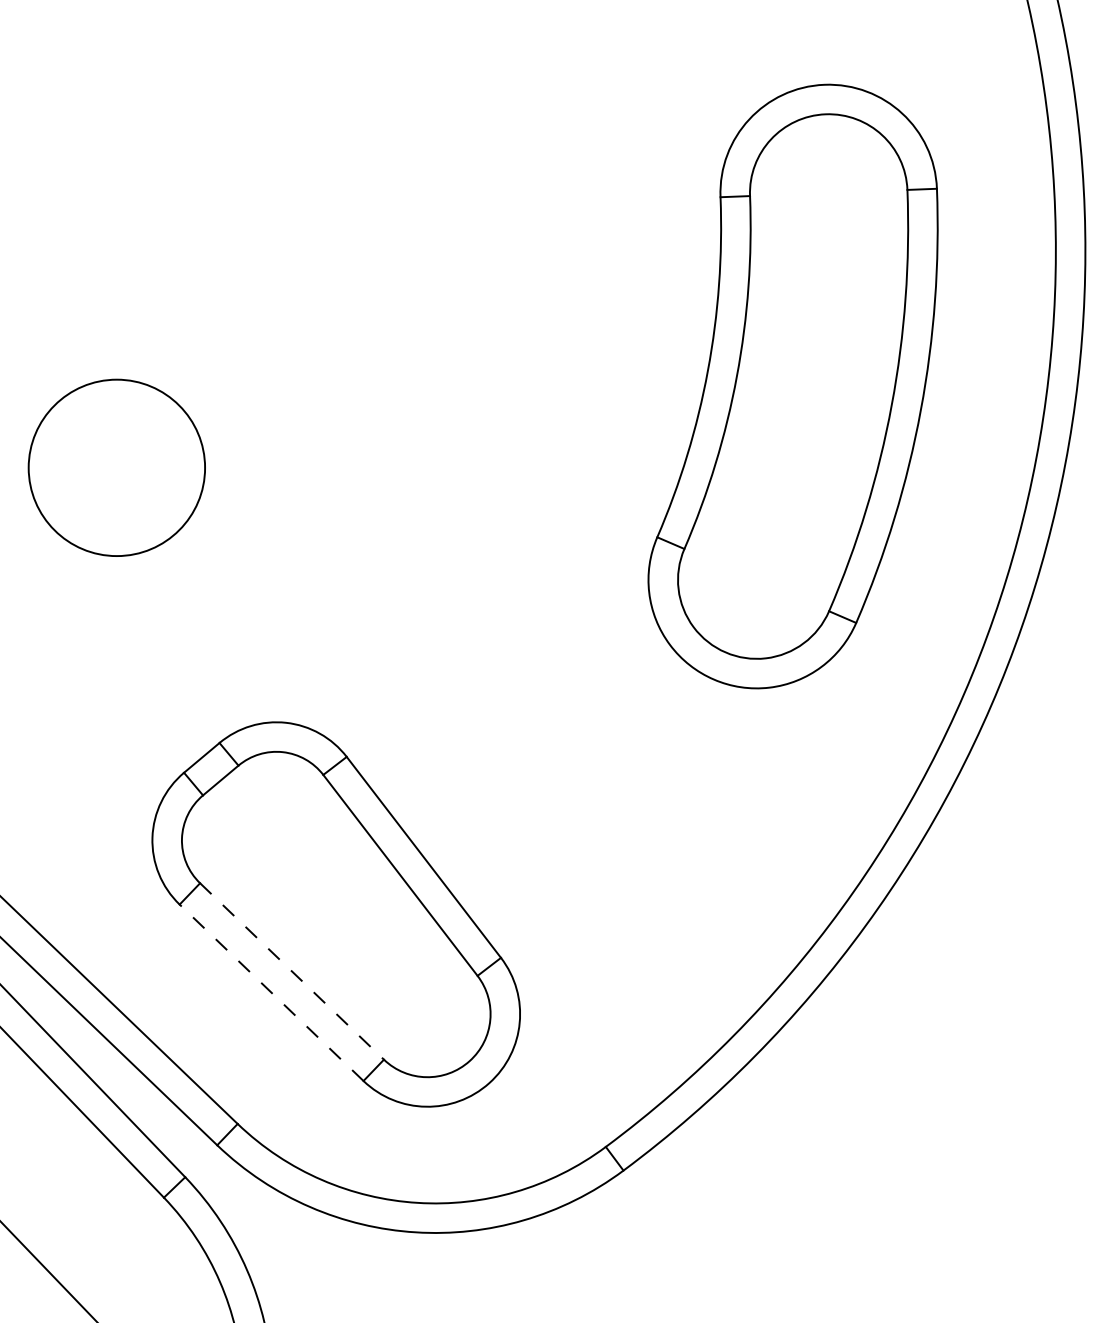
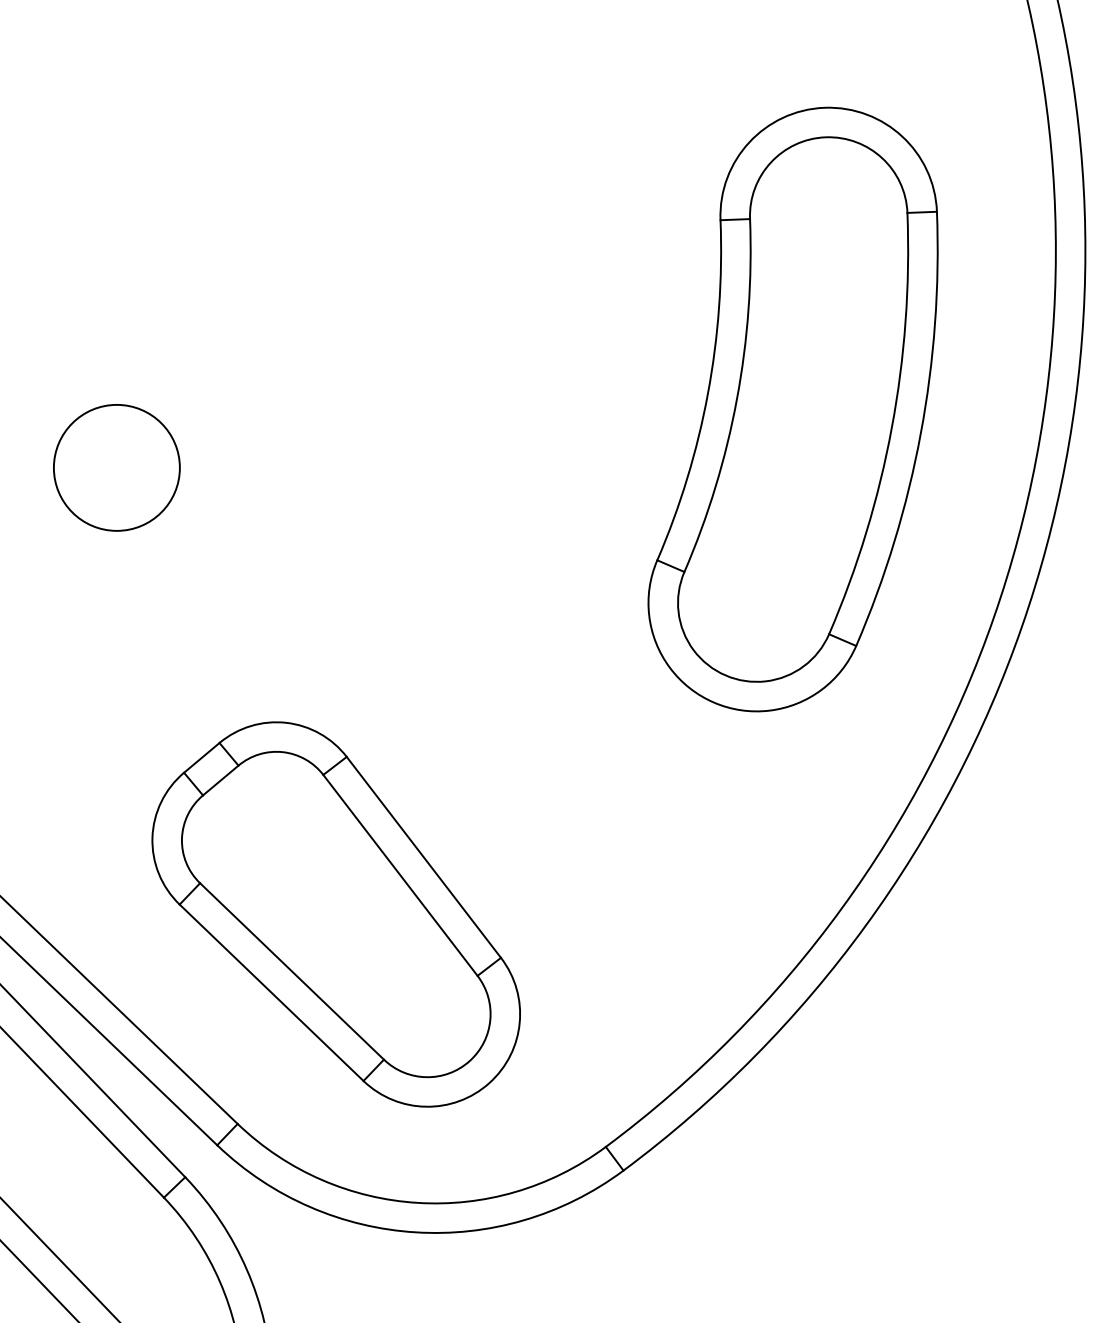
part position: (792, 386) -> (792, 409) (792, 409)
circle diameter: 176 px -> 126 px (116, 467)
line: dashed -> solid (292, 971)
line: dashed -> solid (271, 992)
line position: (48, 1271) -> (59, 1259) (59, 1259)
line: none -> present (39, 1280)
